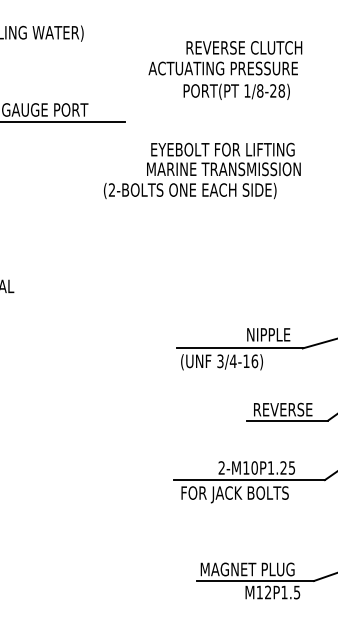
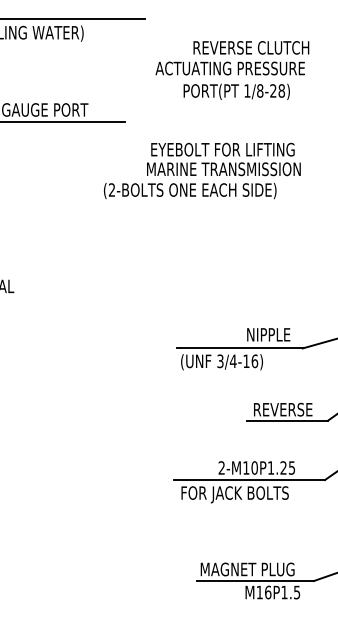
line: none -> present (73, 18)
text position: (225, 58) -> (232, 58) (232, 58)
text: M12P1.5 -> M16P1.5 (268, 592)
